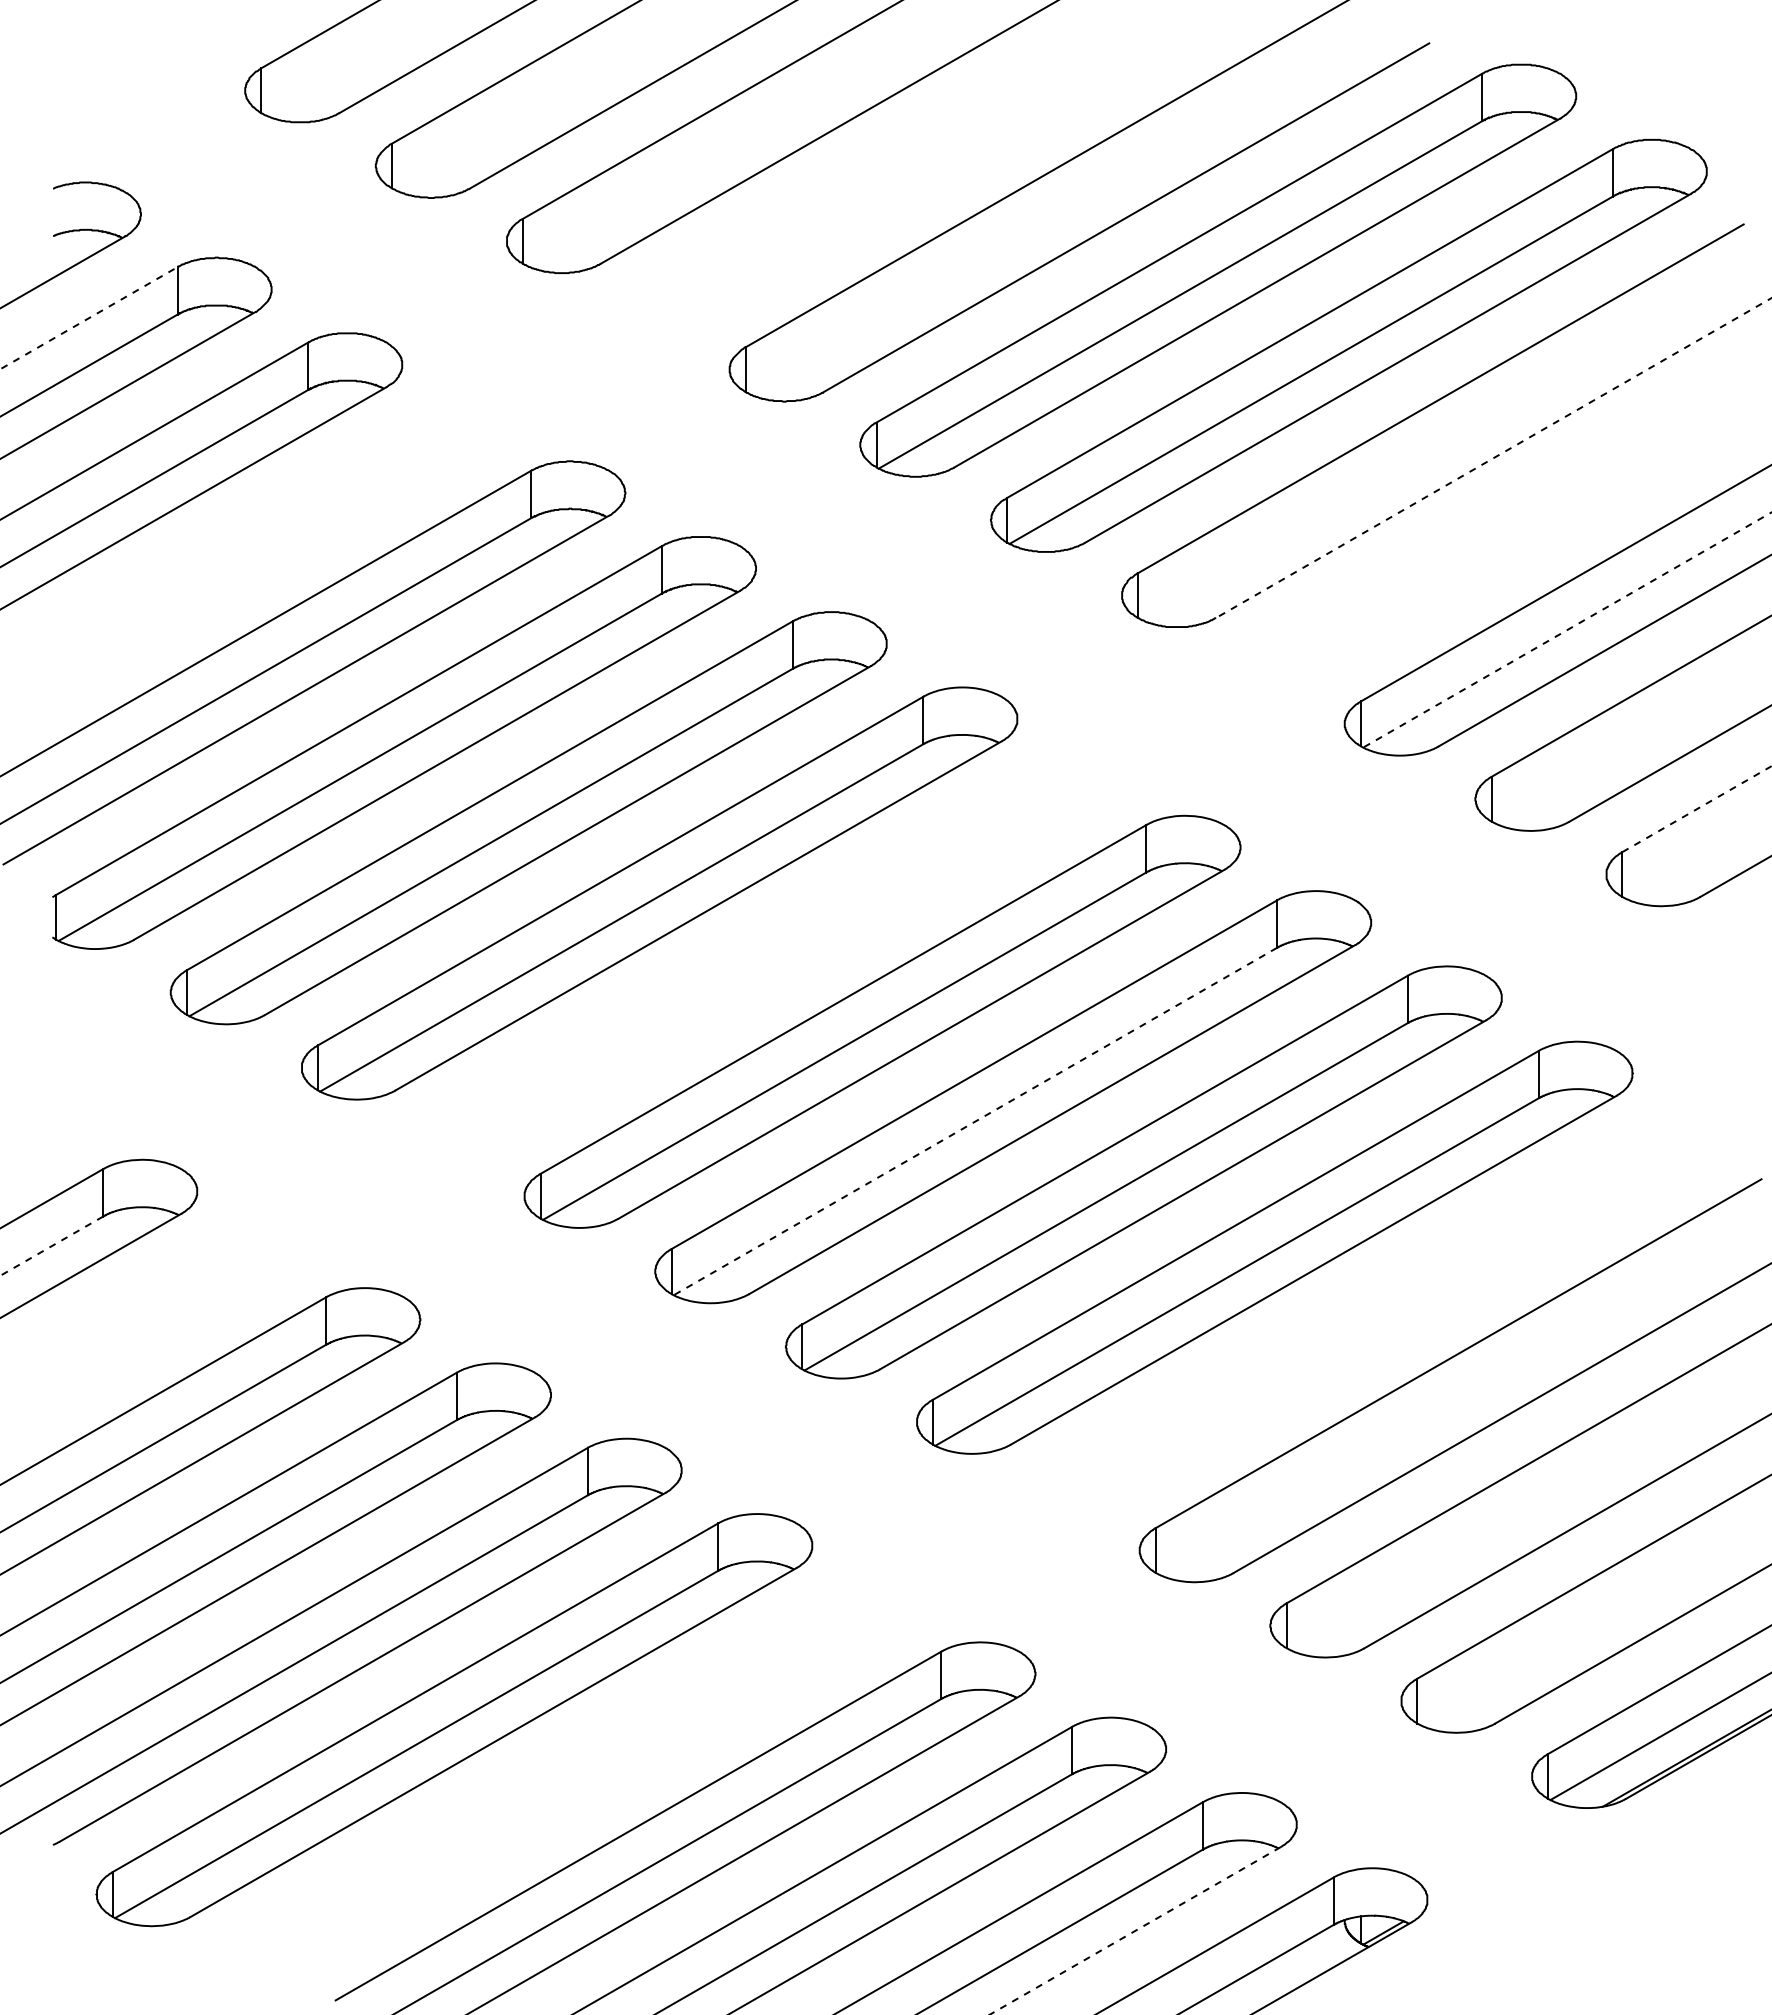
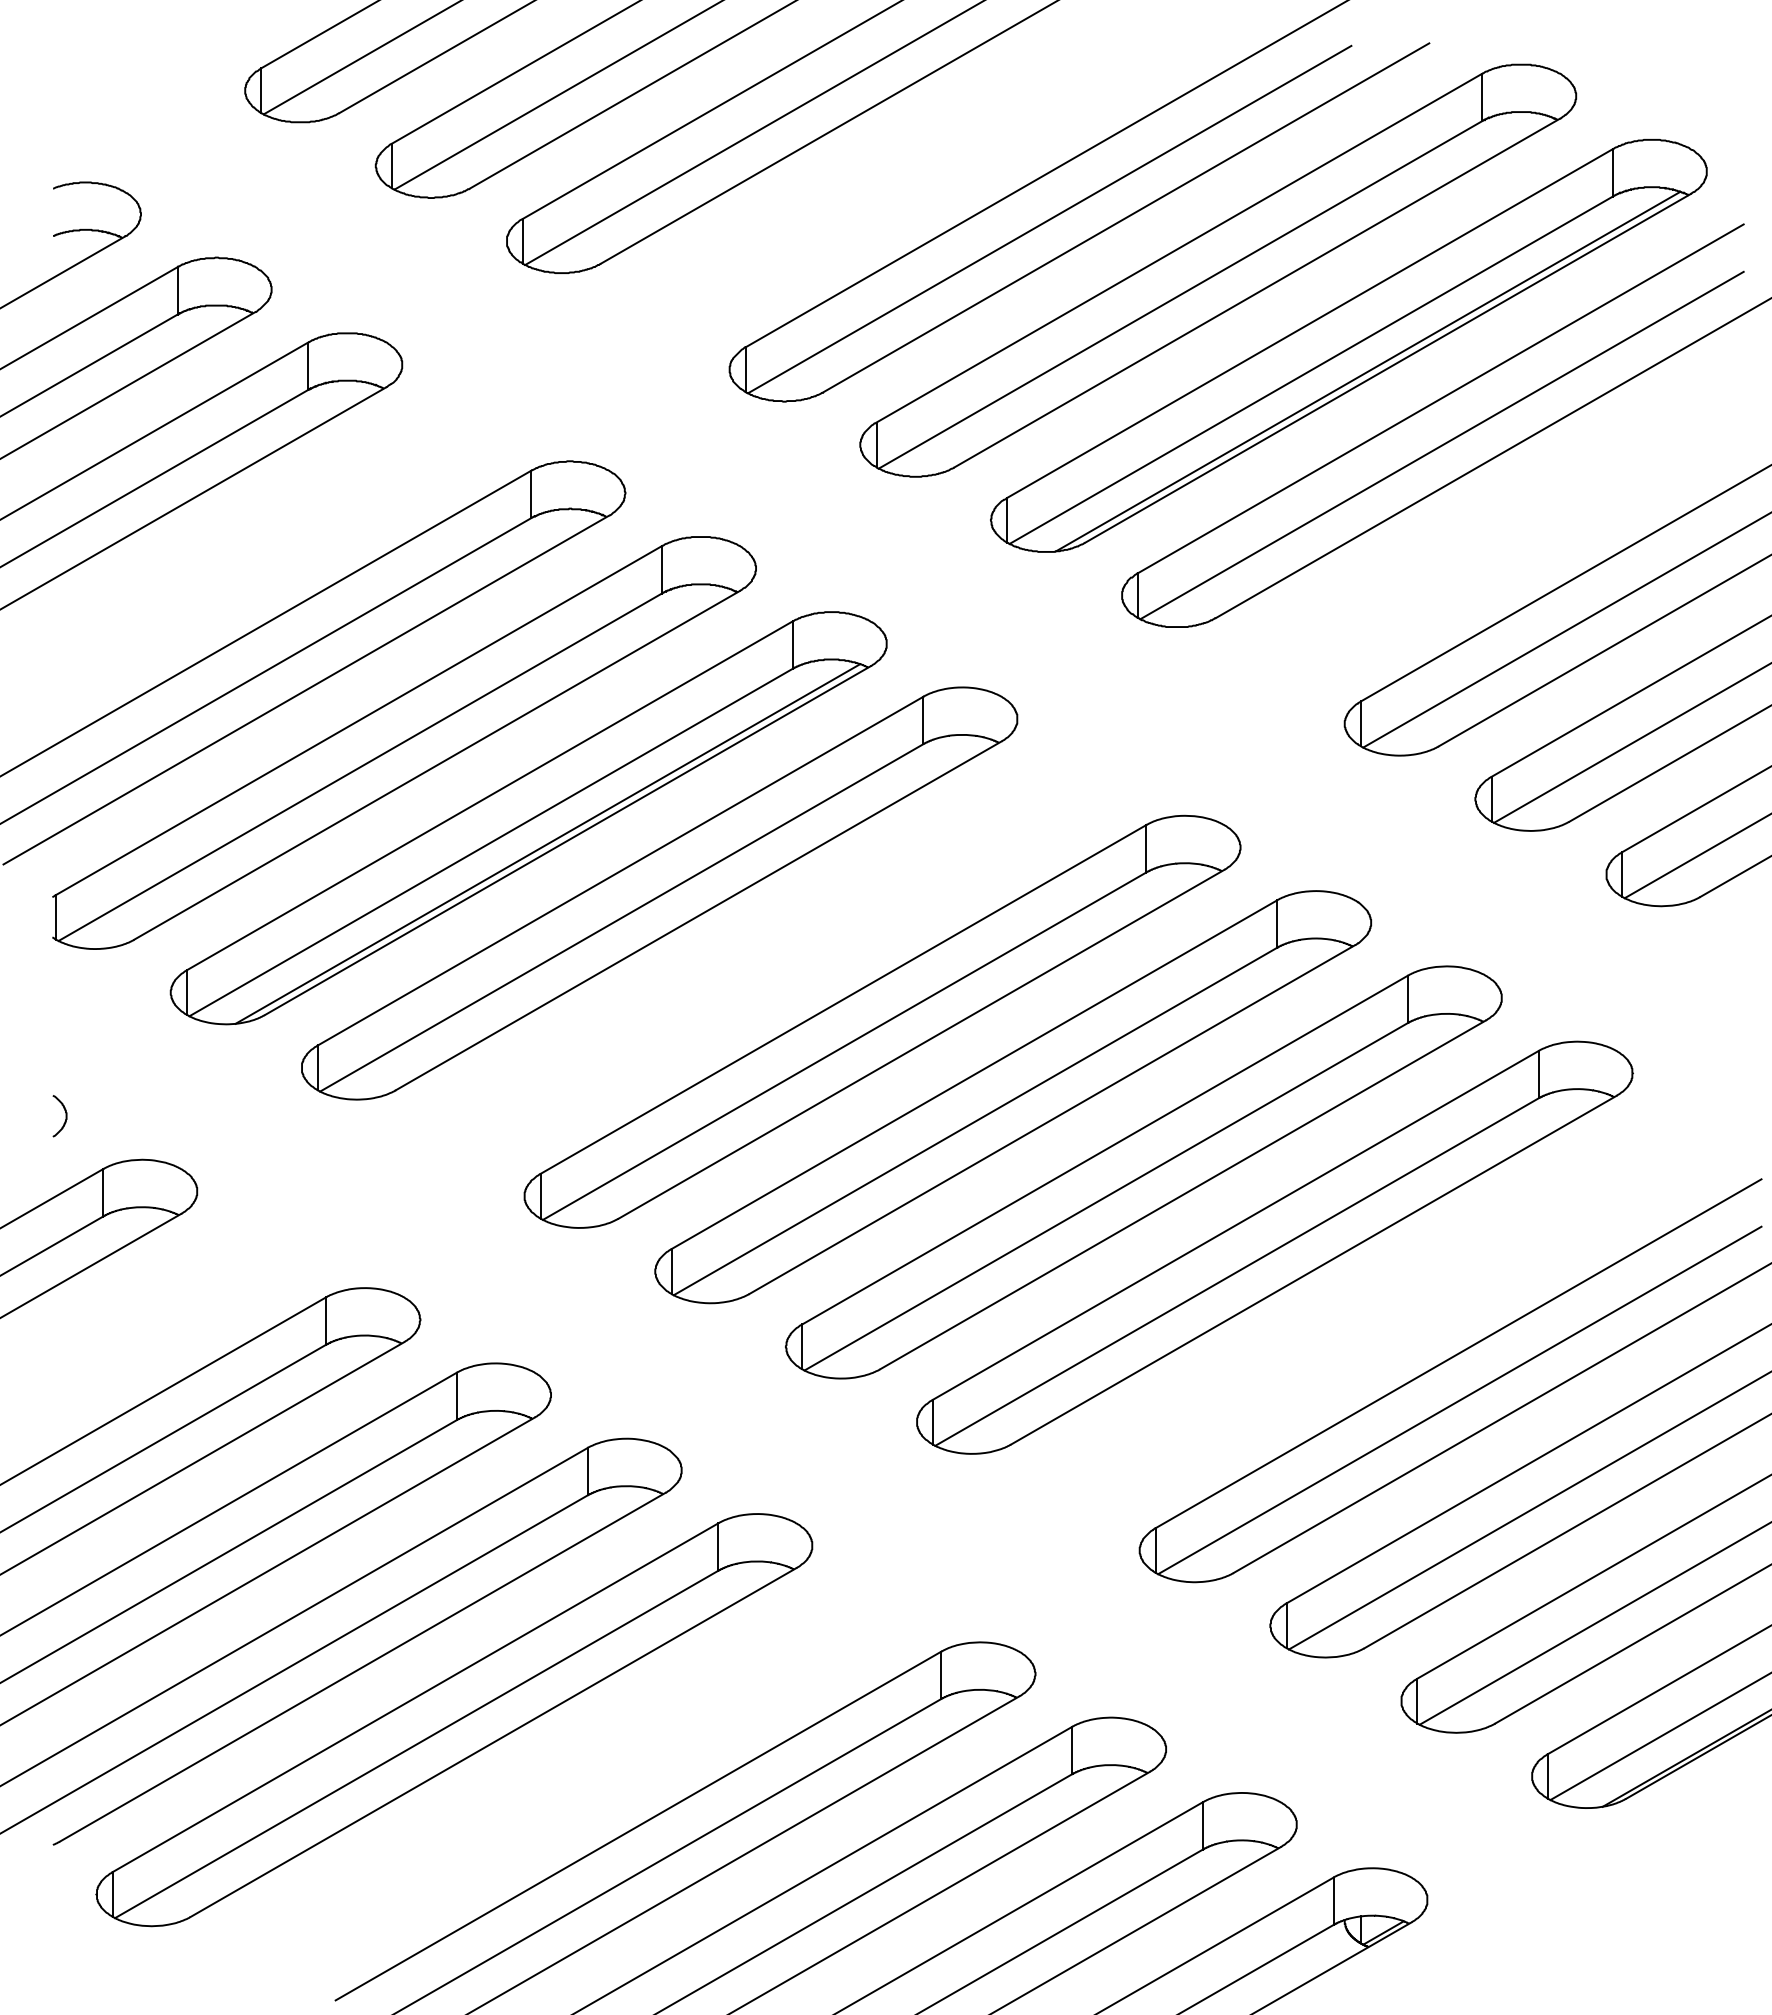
line: none -> present (360, 58)
line: none -> present (557, 95)
line: none -> present (753, 133)
line: none -> present (1049, 219)
line: dashed -> solid (89, 318)
line: none -> present (1367, 371)
line: none -> present (1441, 445)
line: dashed -> solid (1493, 458)
line: dashed -> solid (1567, 629)
line: none -> present (1630, 743)
line: dashed -> solid (1696, 809)
line: none -> present (547, 843)
line: none -> present (1696, 856)
curve: none -> present (65, 1116)
line: dashed -> solid (975, 1121)
line: dashed -> solid (51, 1246)
line: none -> present (1459, 1400)
line: none -> present (1528, 1511)
line: none -> present (1593, 1624)
line: dashed -> solid (1135, 1930)
